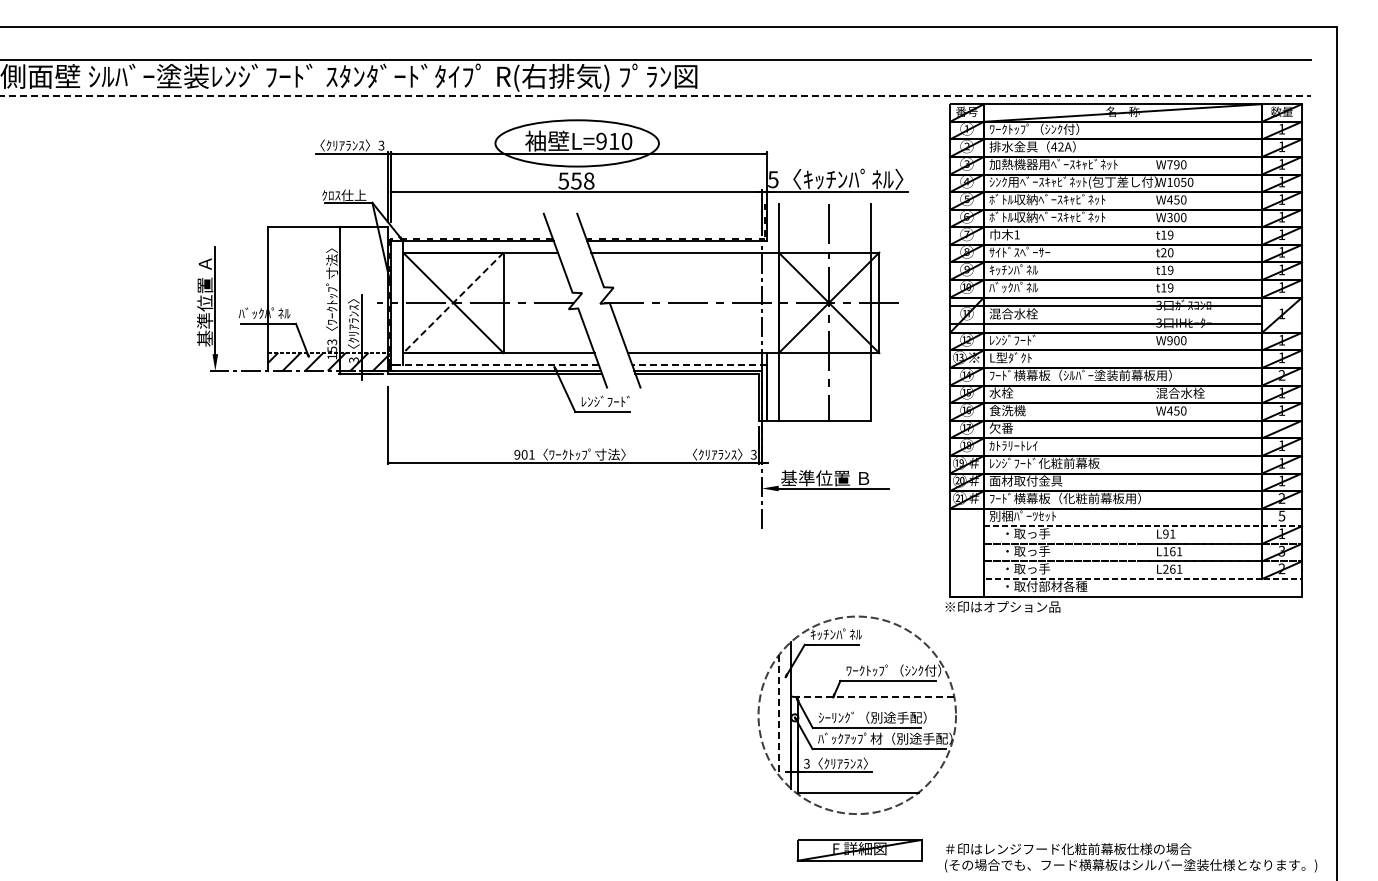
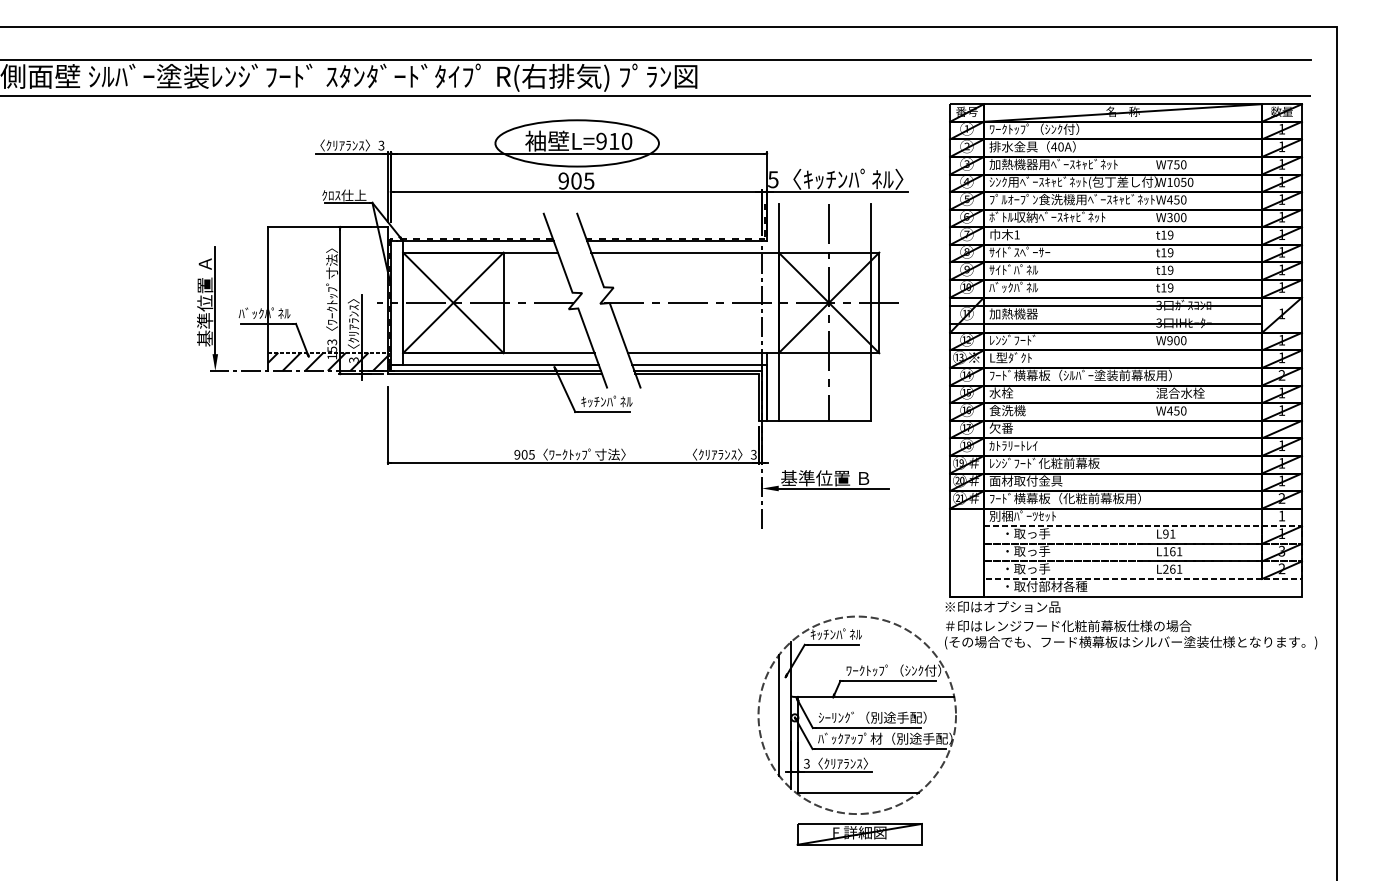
line: dashed -> solid (655, 96)
text: 42A -> 40A (1060, 146)
text: W790 -> W750 (1176, 164)
text: 558 -> 905 (576, 180)
text: ﾎﾞﾄﾙ収納ﾍﾞｰｽｷｬﾋﾞﾈｯﾄ -> ﾌﾟﾙｵｰﾌﾟﾝ食洗機用ﾍﾞｰｽｷｬﾋﾞﾈｯﾄ (1071, 199)
text: t20 -> t19 (1167, 252)
text: ｷｯﾁﾝﾊﾟﾈﾙ -> ｻｲﾄﾞﾊﾟﾈﾙ (1000, 269)
line: dashed -> solid (453, 303)
text: 混合水栓 -> 加熱機器 (1013, 313)
line: dashed -> solid (495, 365)
line: dashed -> solid (699, 365)
text: ﾚﾝｼﾞﾌｰﾄﾞ -> ｷｯﾁﾝﾊﾟﾈﾙ (606, 401)
text: 901 -> 905 (531, 454)
text: 5 -> 1 (1281, 515)
line: dashed -> solid (876, 696)
line: dashed -> solid (779, 715)
part position: (859, 850) -> (859, 834) (859, 834)
text position: (1131, 857) -> (1131, 634) (1131, 634)
